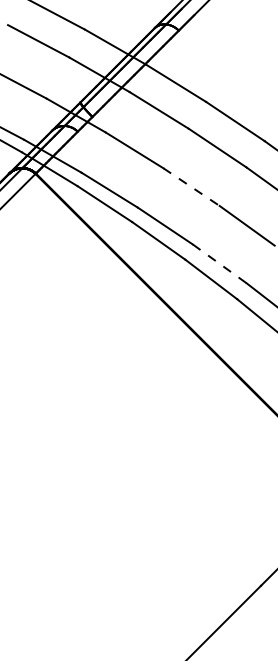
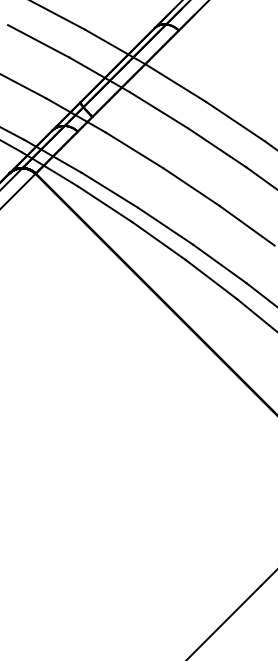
line: dashed -> solid (191, 187)
line: dashed -> solid (220, 264)
